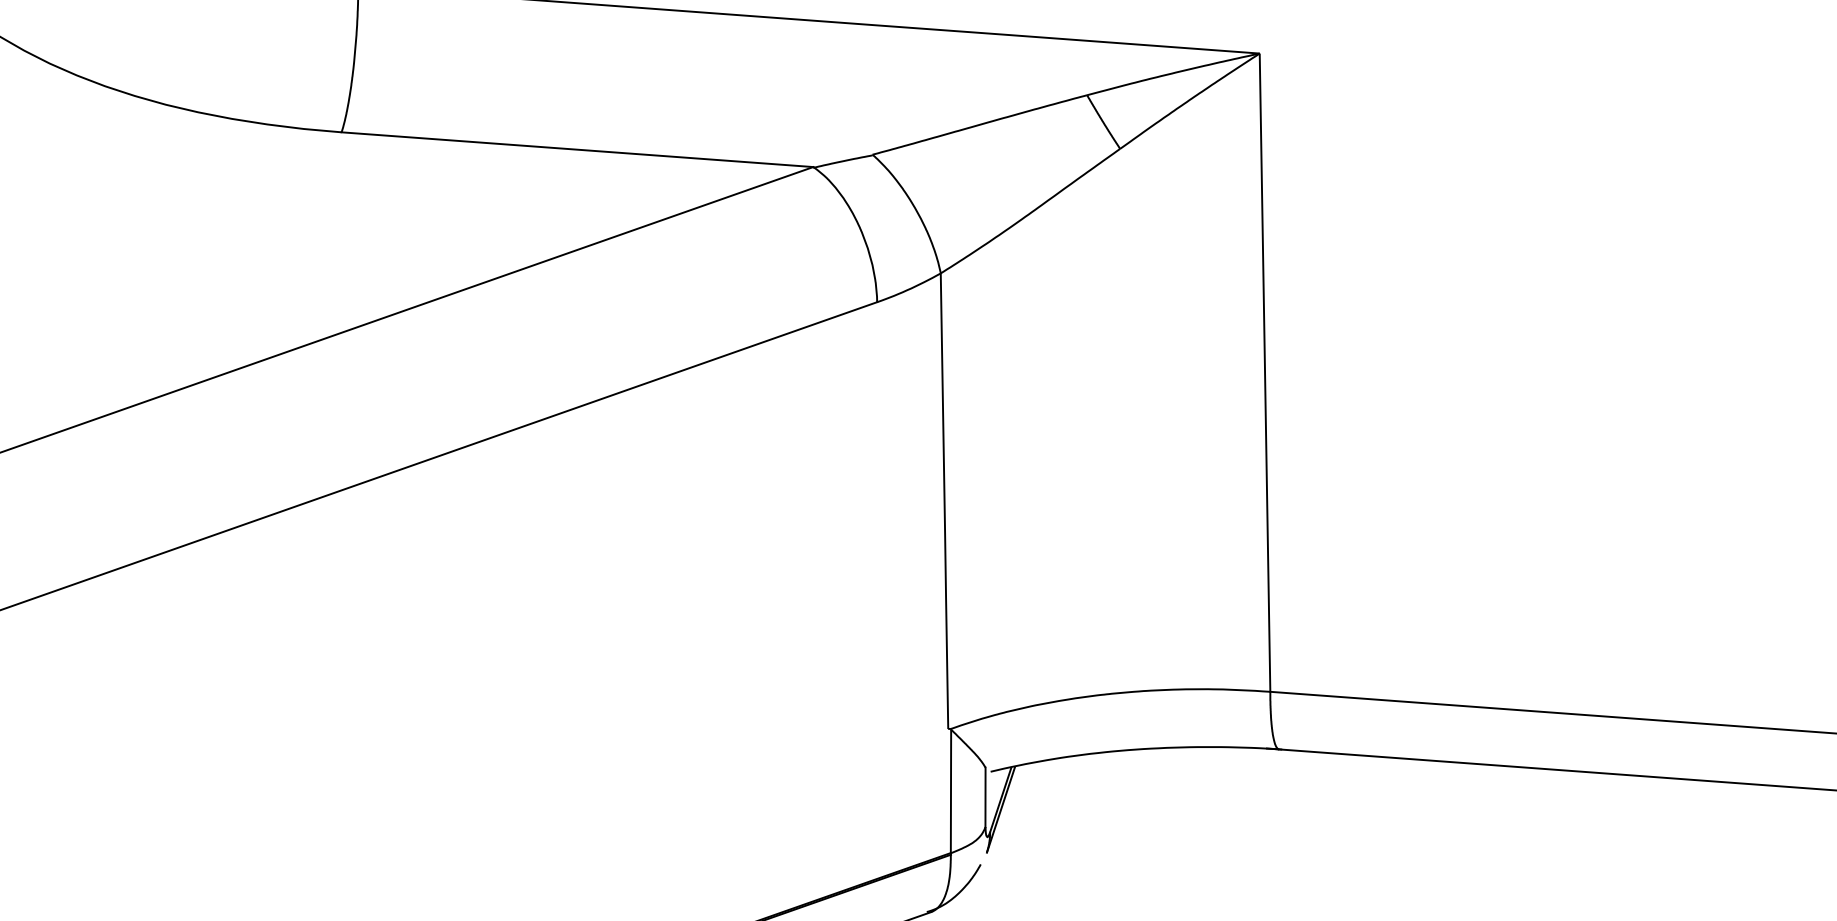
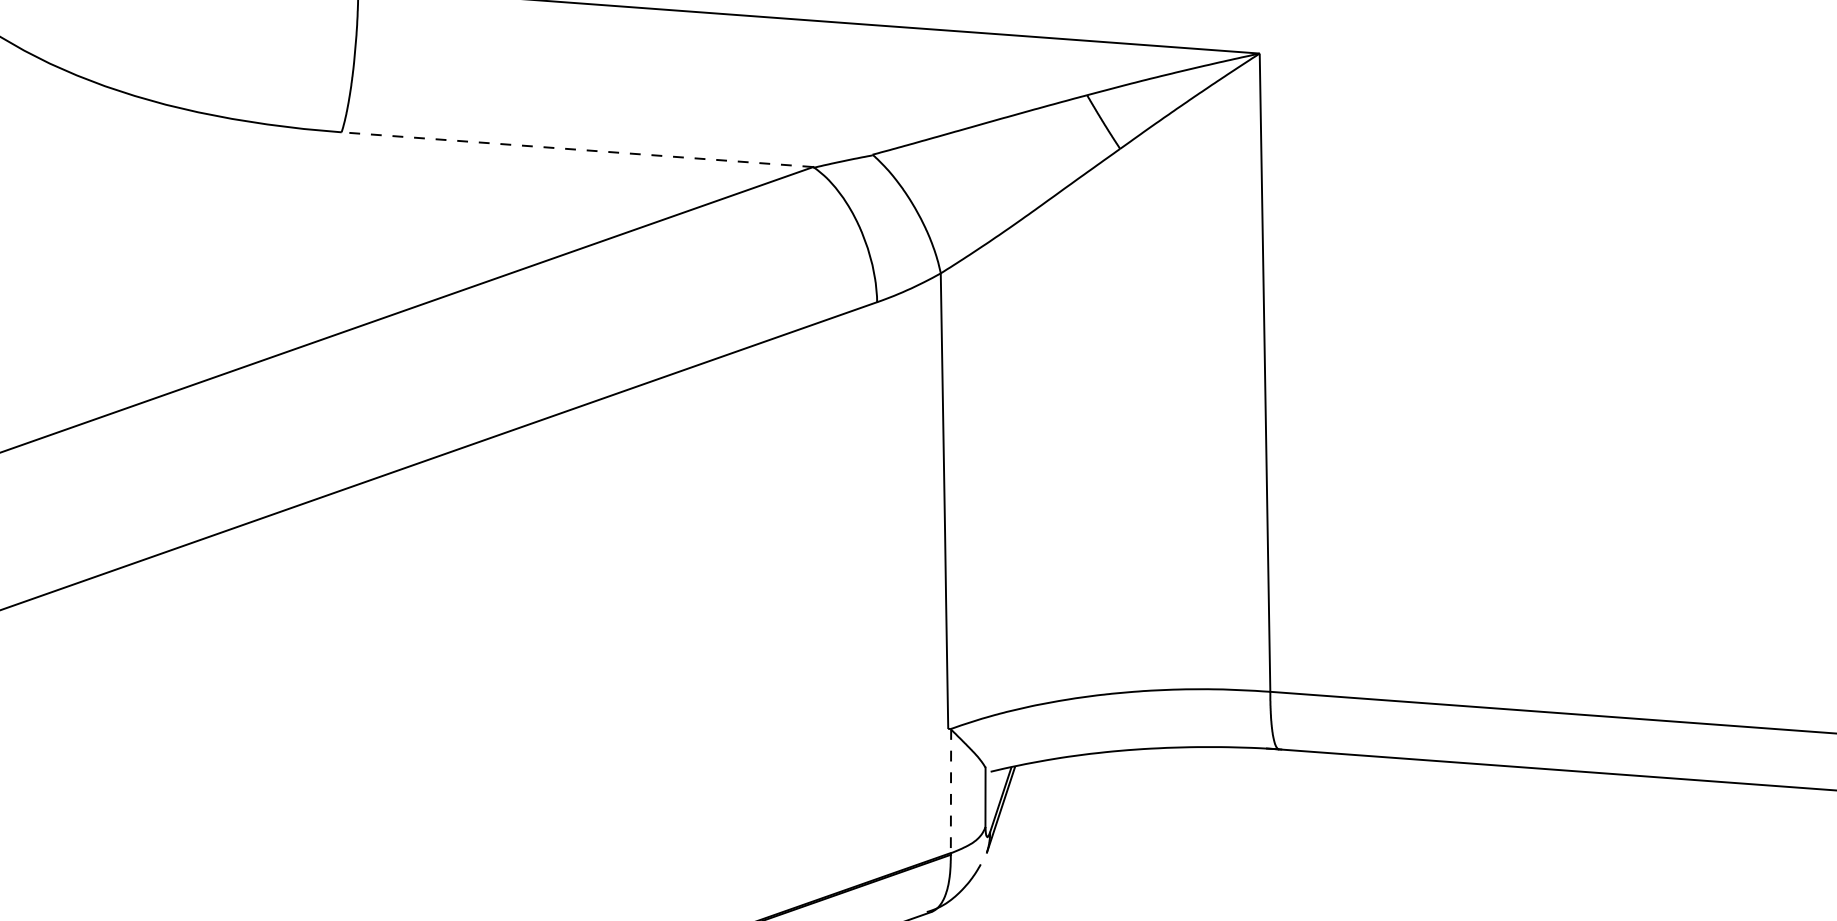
line: solid -> dashed (577, 149)
line: solid -> dashed (951, 791)
